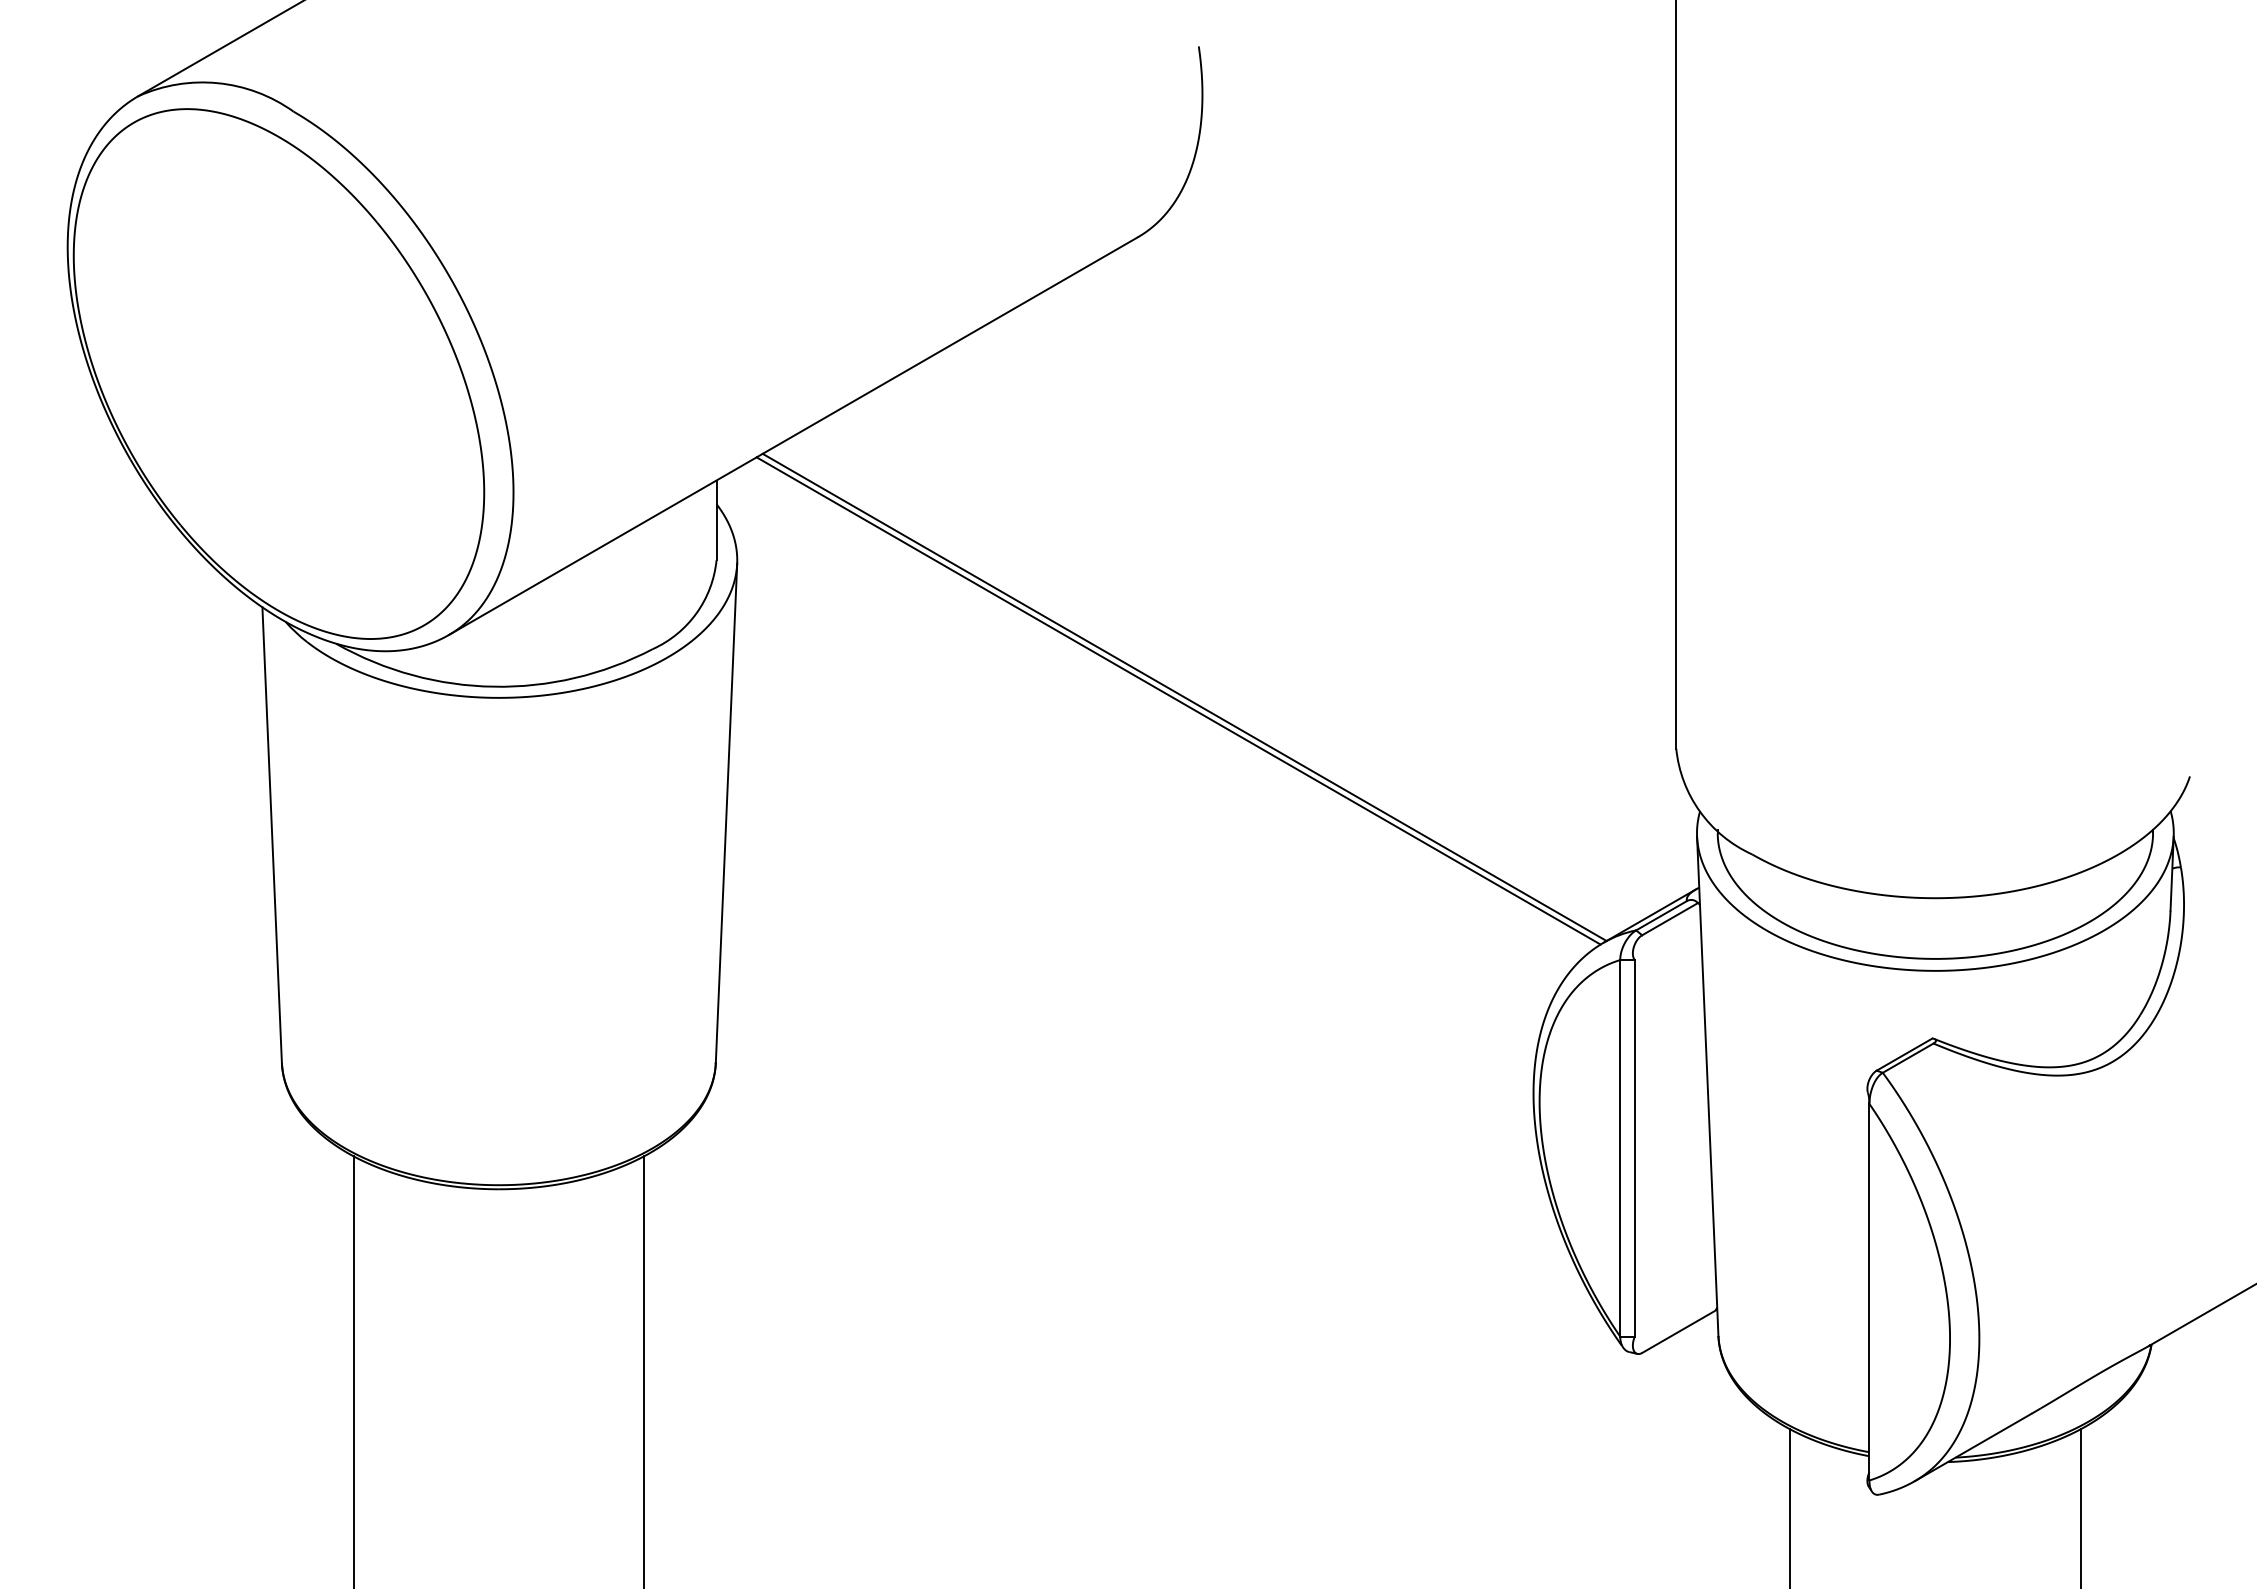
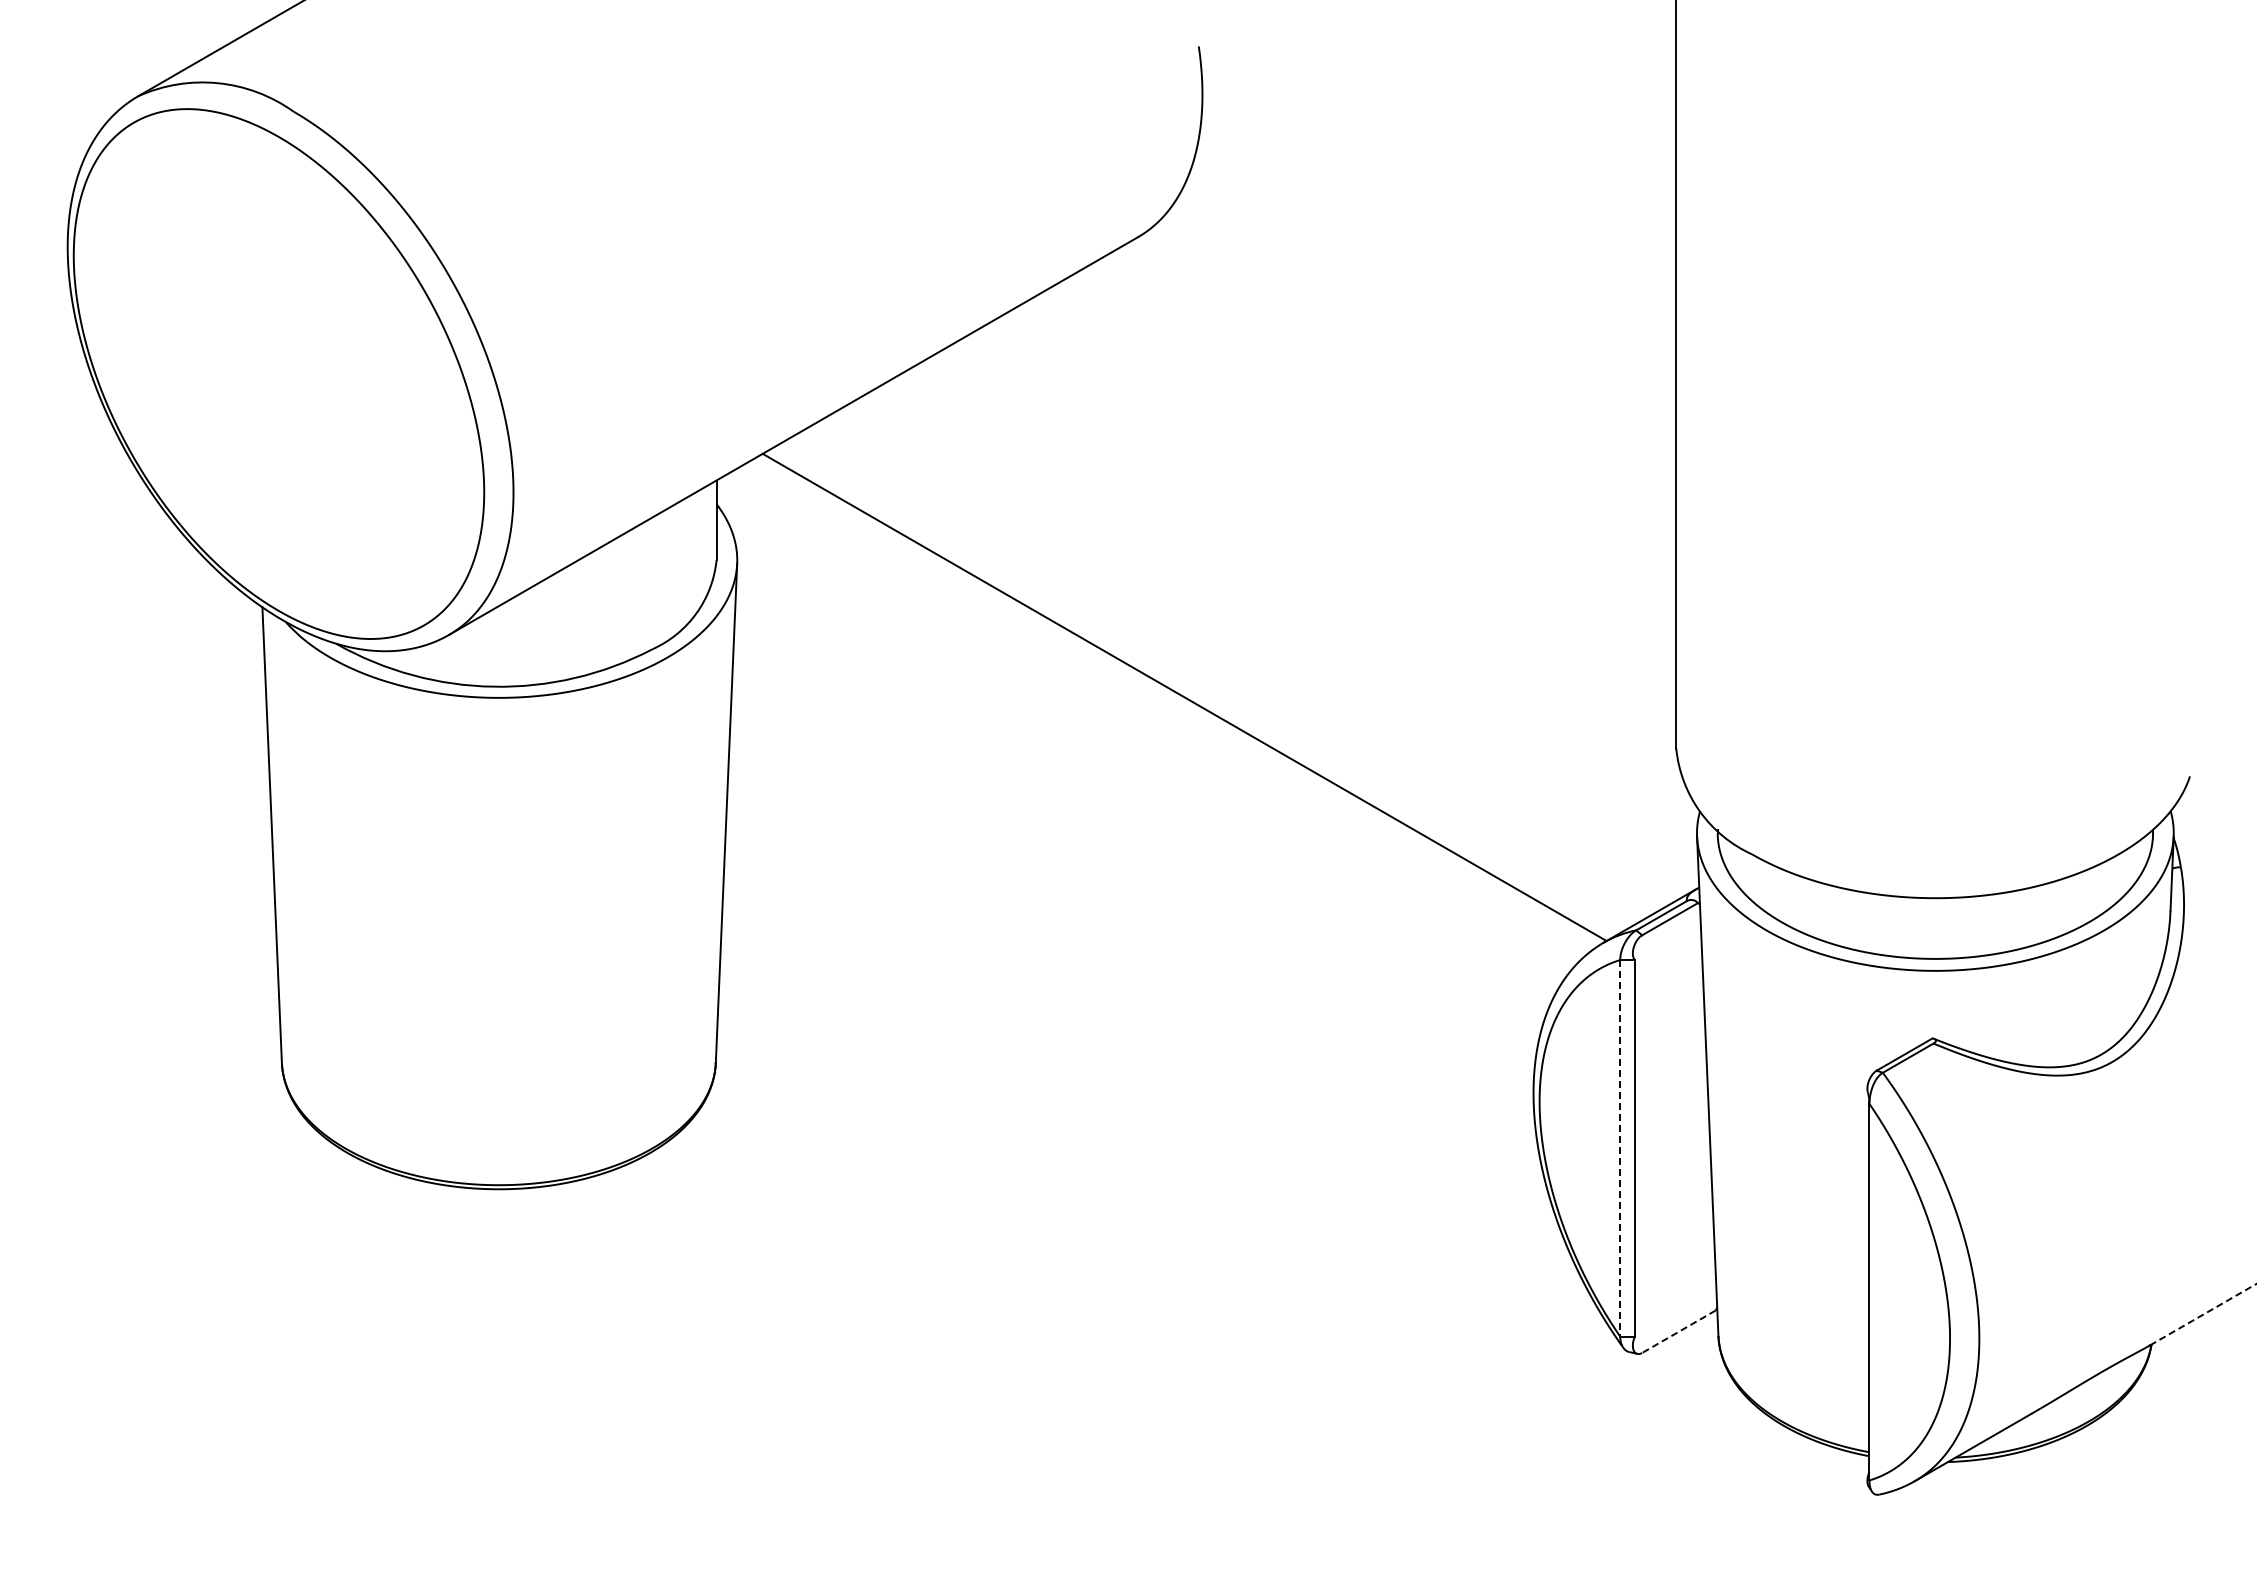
line: present -> none (1178, 700)
line: solid -> dashed (1620, 1148)
line: solid -> dashed (2203, 1314)
line: solid -> dashed (1678, 1332)
line: present -> none (353, 1370)
line: present -> none (643, 1370)
line: present -> none (1790, 1507)
line: present -> none (2080, 1507)
